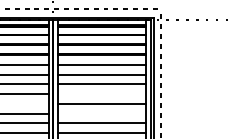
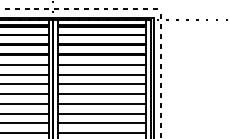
line: none -> present (101, 94)
line: none -> present (25, 103)
line: none -> present (101, 113)
